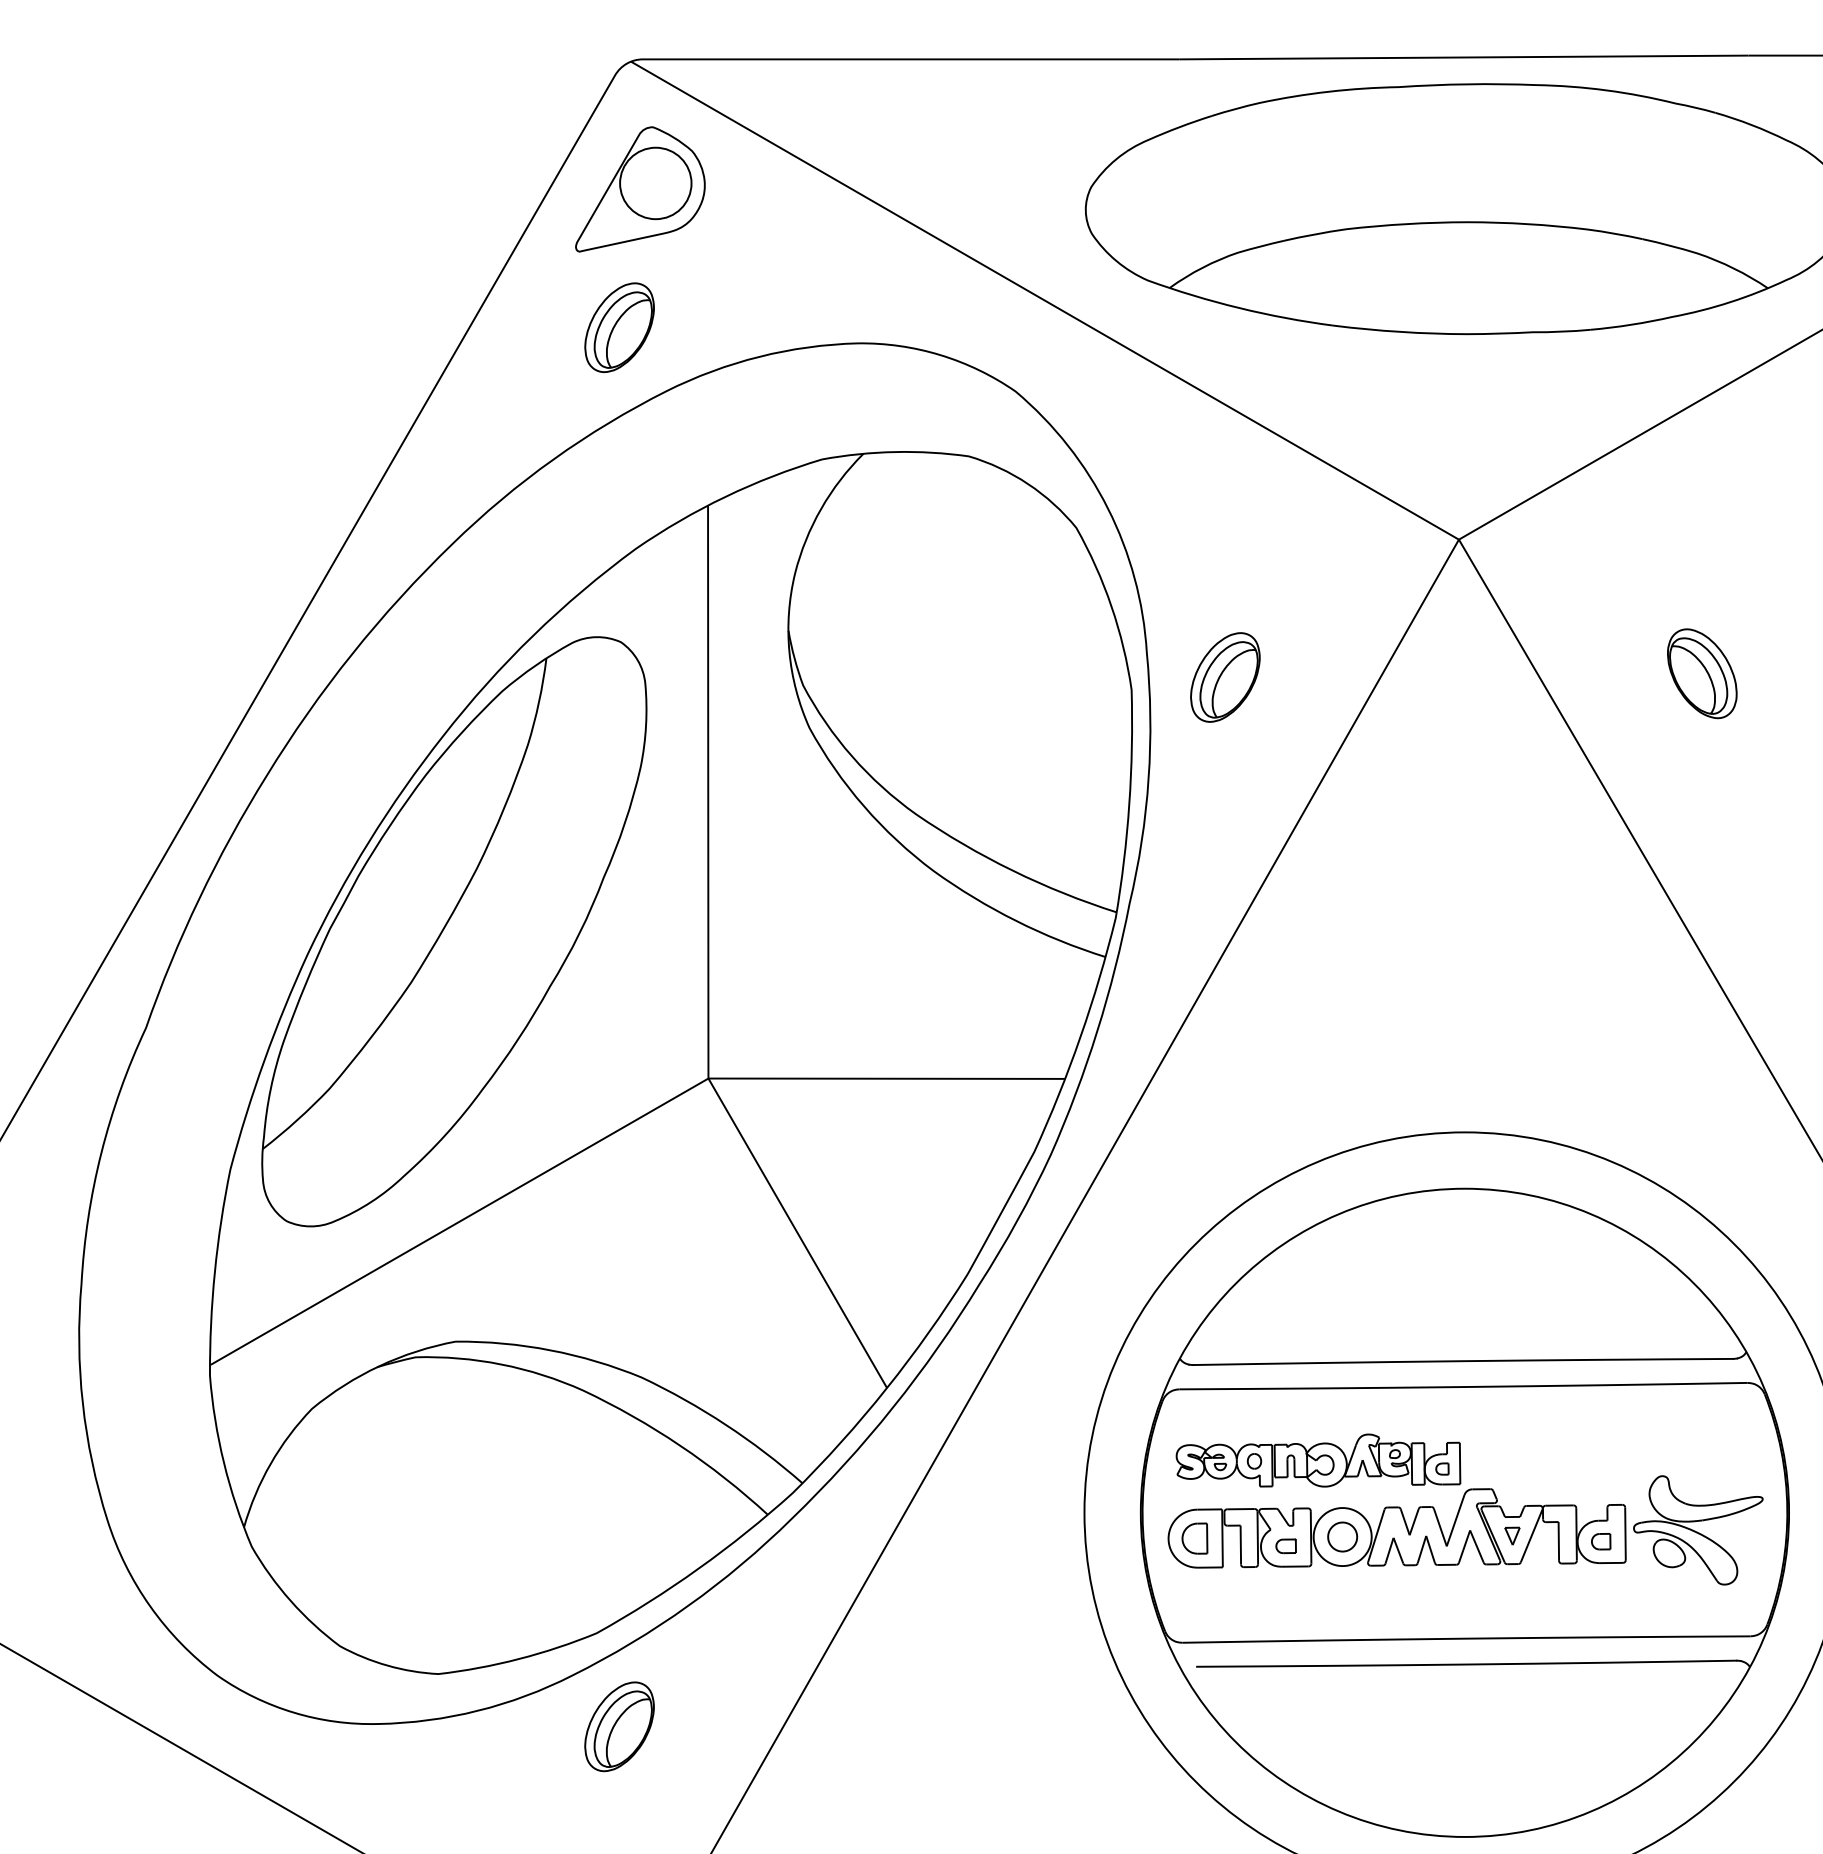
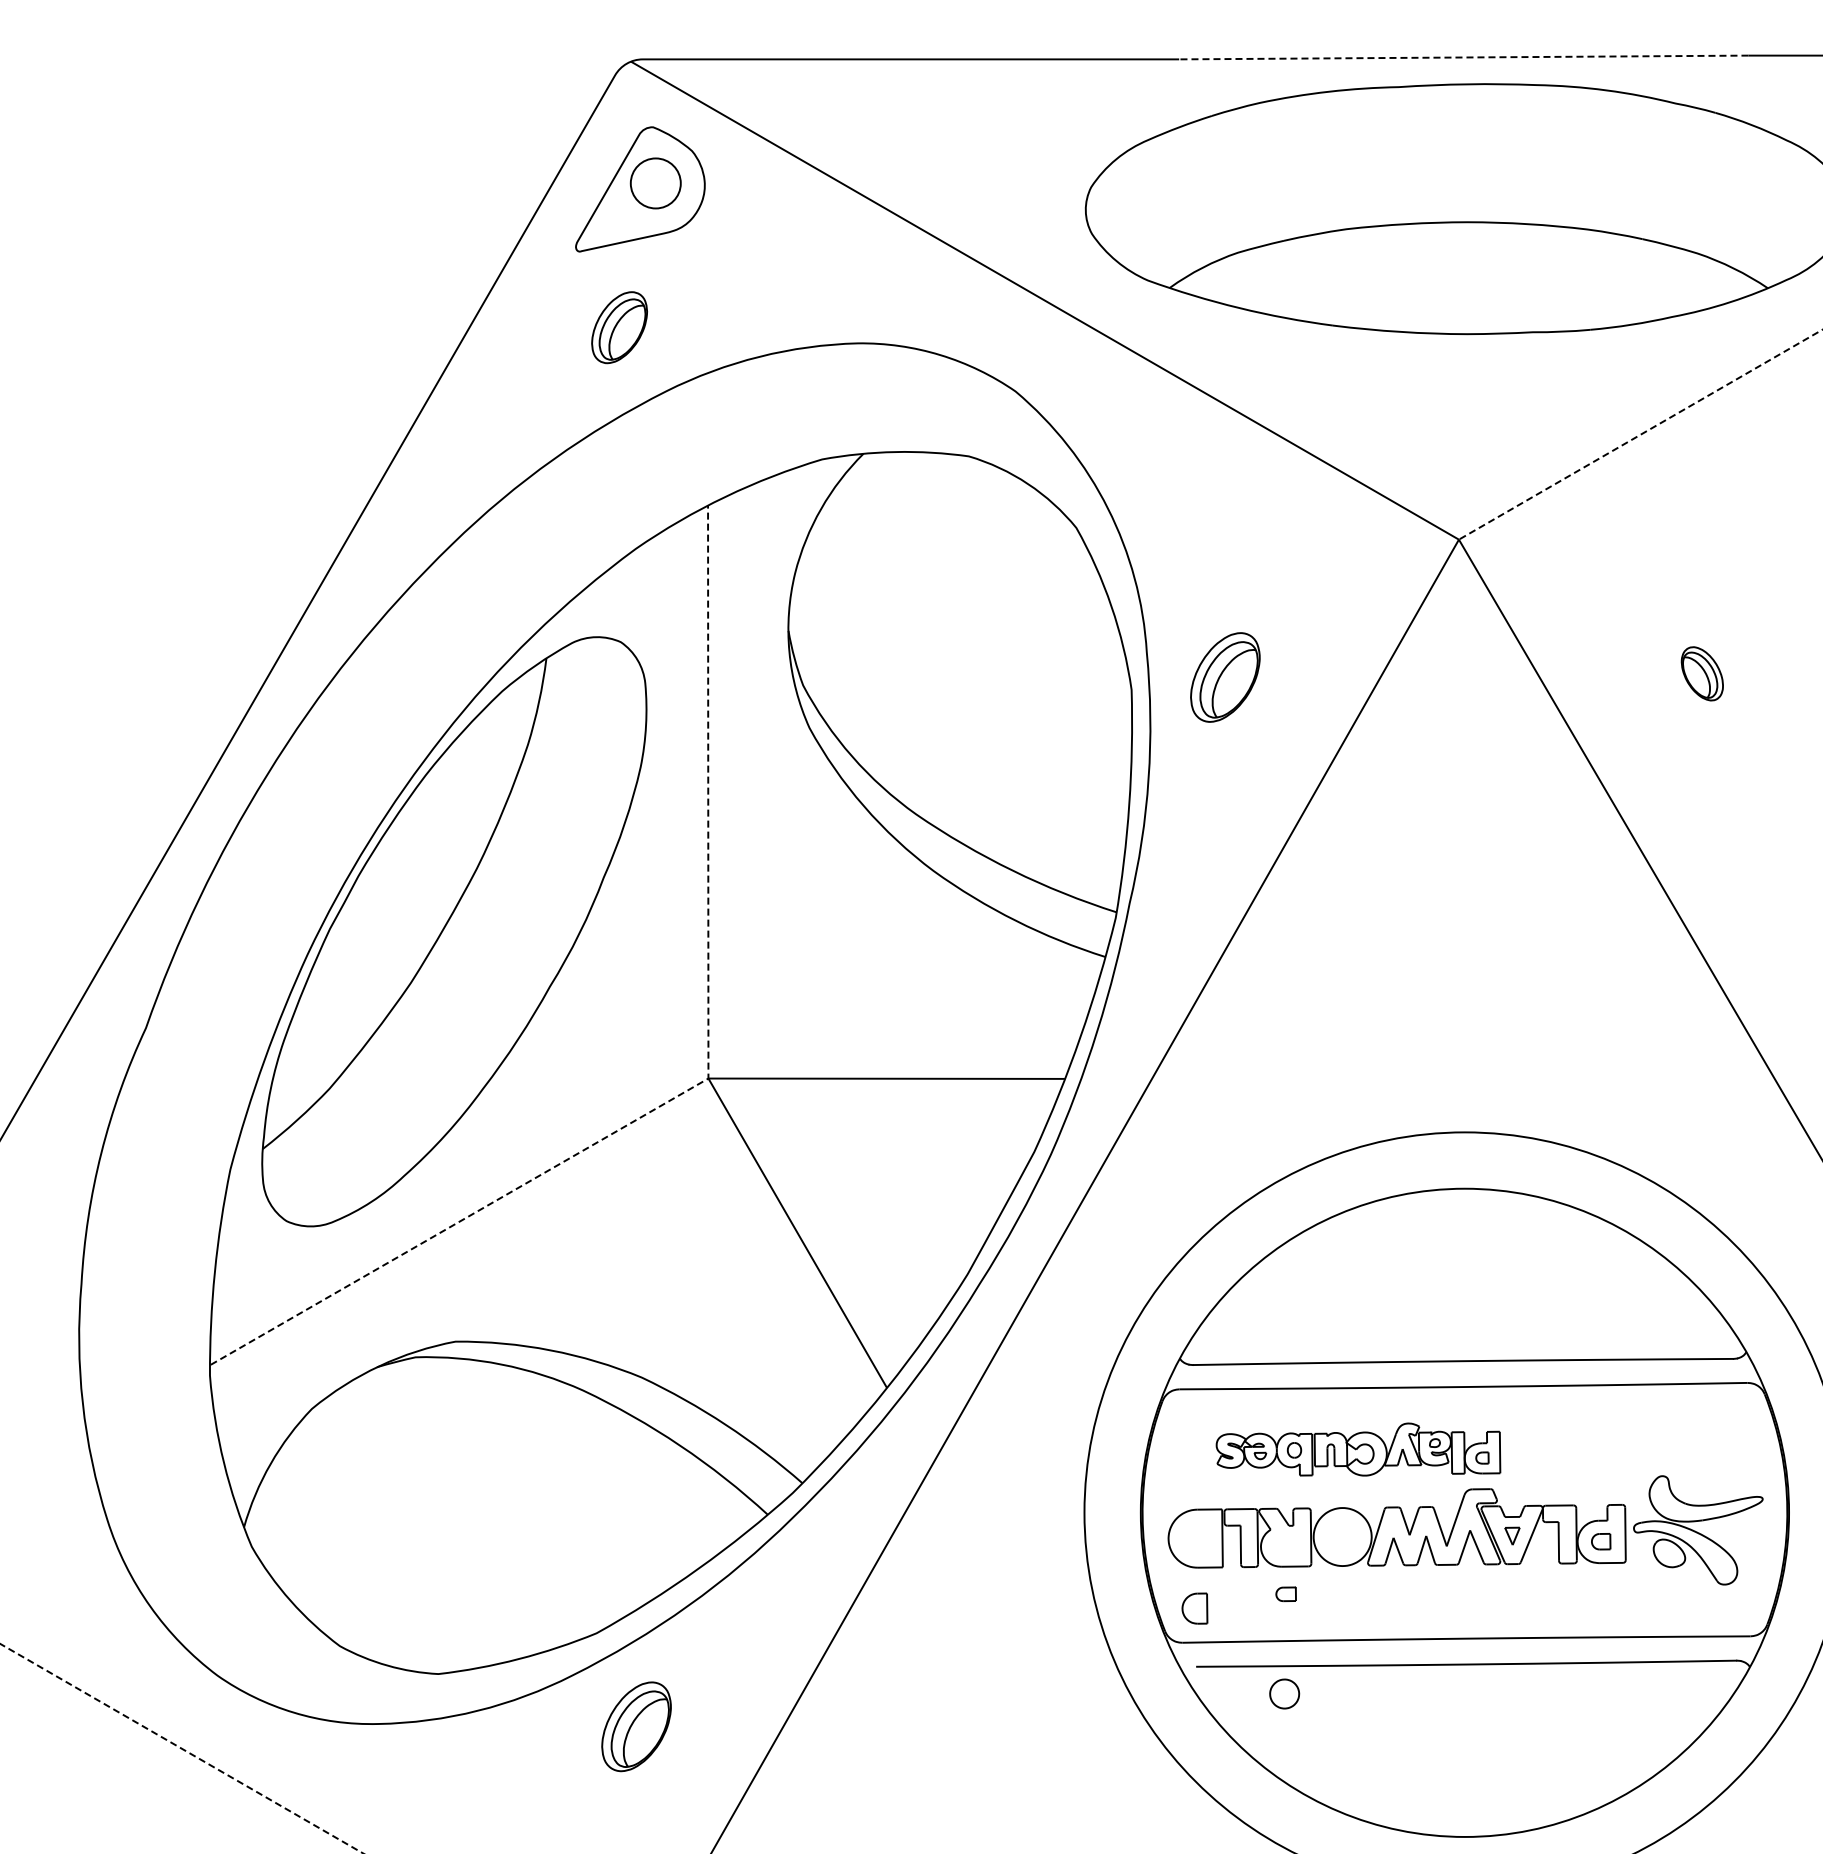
line: solid -> dashed (1463, 57)
circle diameter: 71 px -> 50 px (655, 183)
part size: 71x91 px -> 57x74 px (619, 327)
line: solid -> dashed (1640, 434)
part size: 71x92 px -> 44x56 px (1701, 673)
line: solid -> dashed (708, 1078)
part position: (1318, 1460) -> (1358, 1449) (1358, 1449)
part position: (1342, 1536) -> (1284, 1693) (1284, 1693)
part position: (1194, 1538) -> (1194, 1608) (1194, 1608)
part position: (1285, 1546) -> (1285, 1594) (1285, 1594)
part position: (619, 1726) -> (636, 1726) (636, 1726)
line: solid -> dashed (182, 1748)
